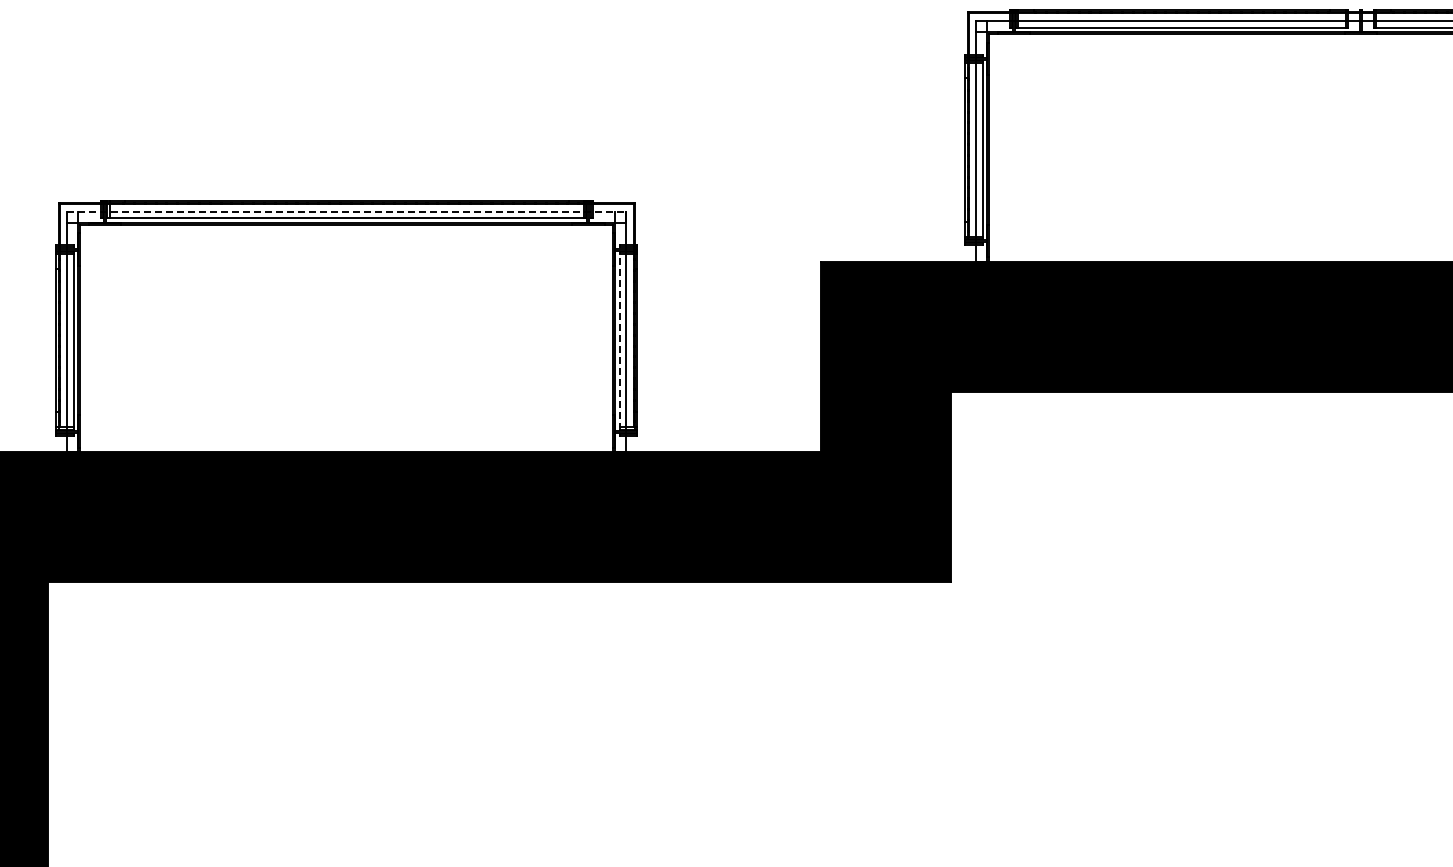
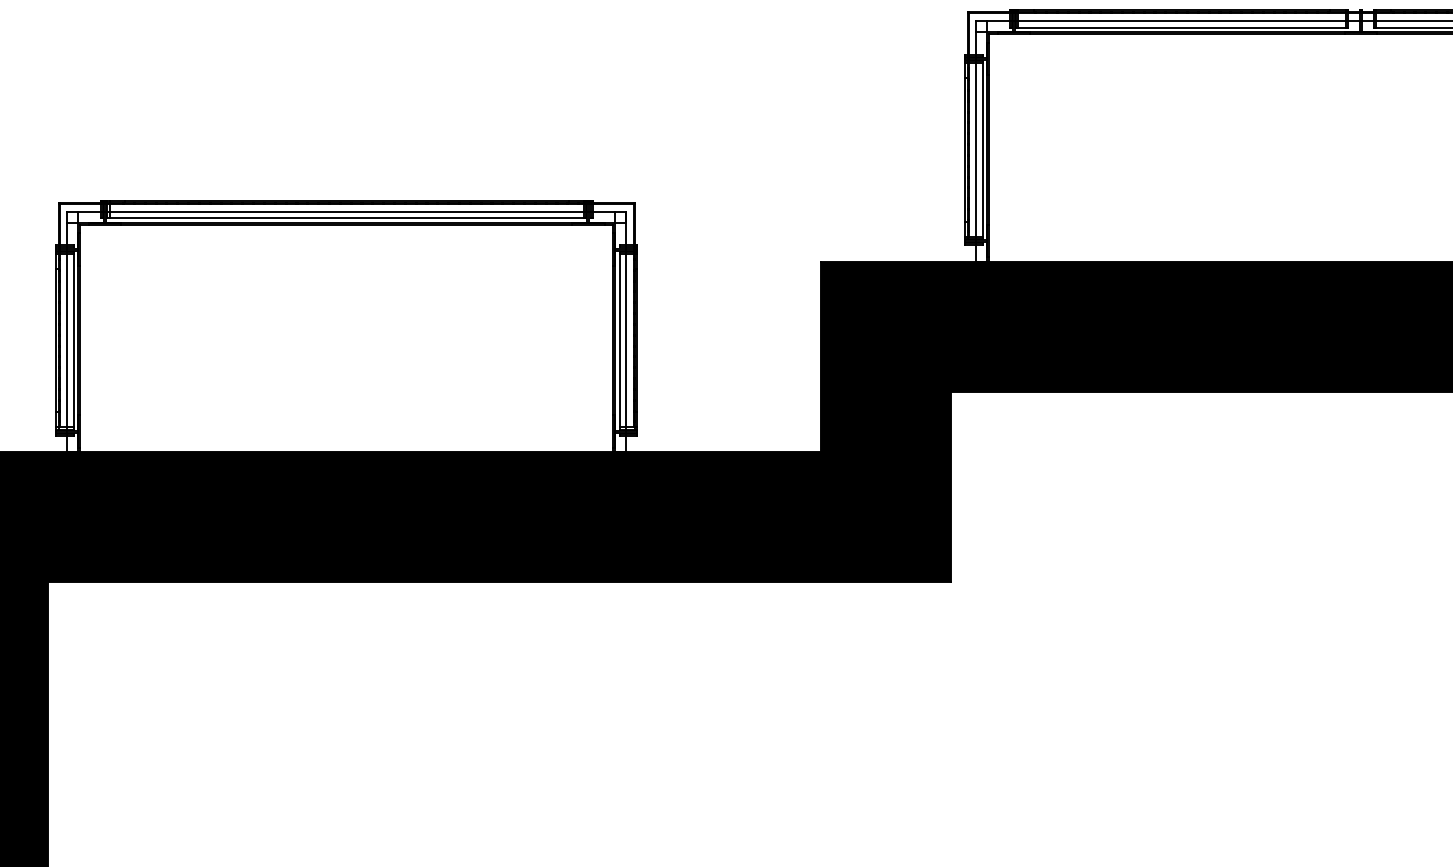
line: dashed -> solid (346, 211)
line: dashed -> solid (619, 340)
